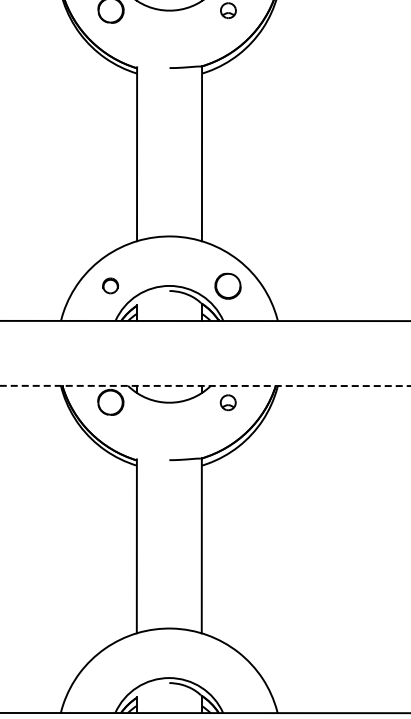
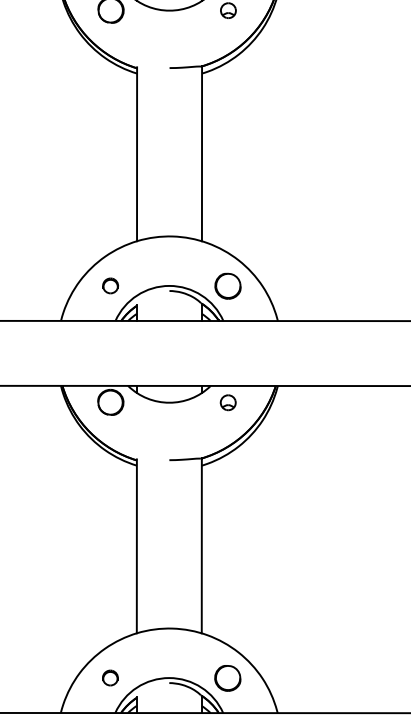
line: dashed -> solid (205, 385)
part: none -> present (110, 677)
part: none -> present (227, 678)
